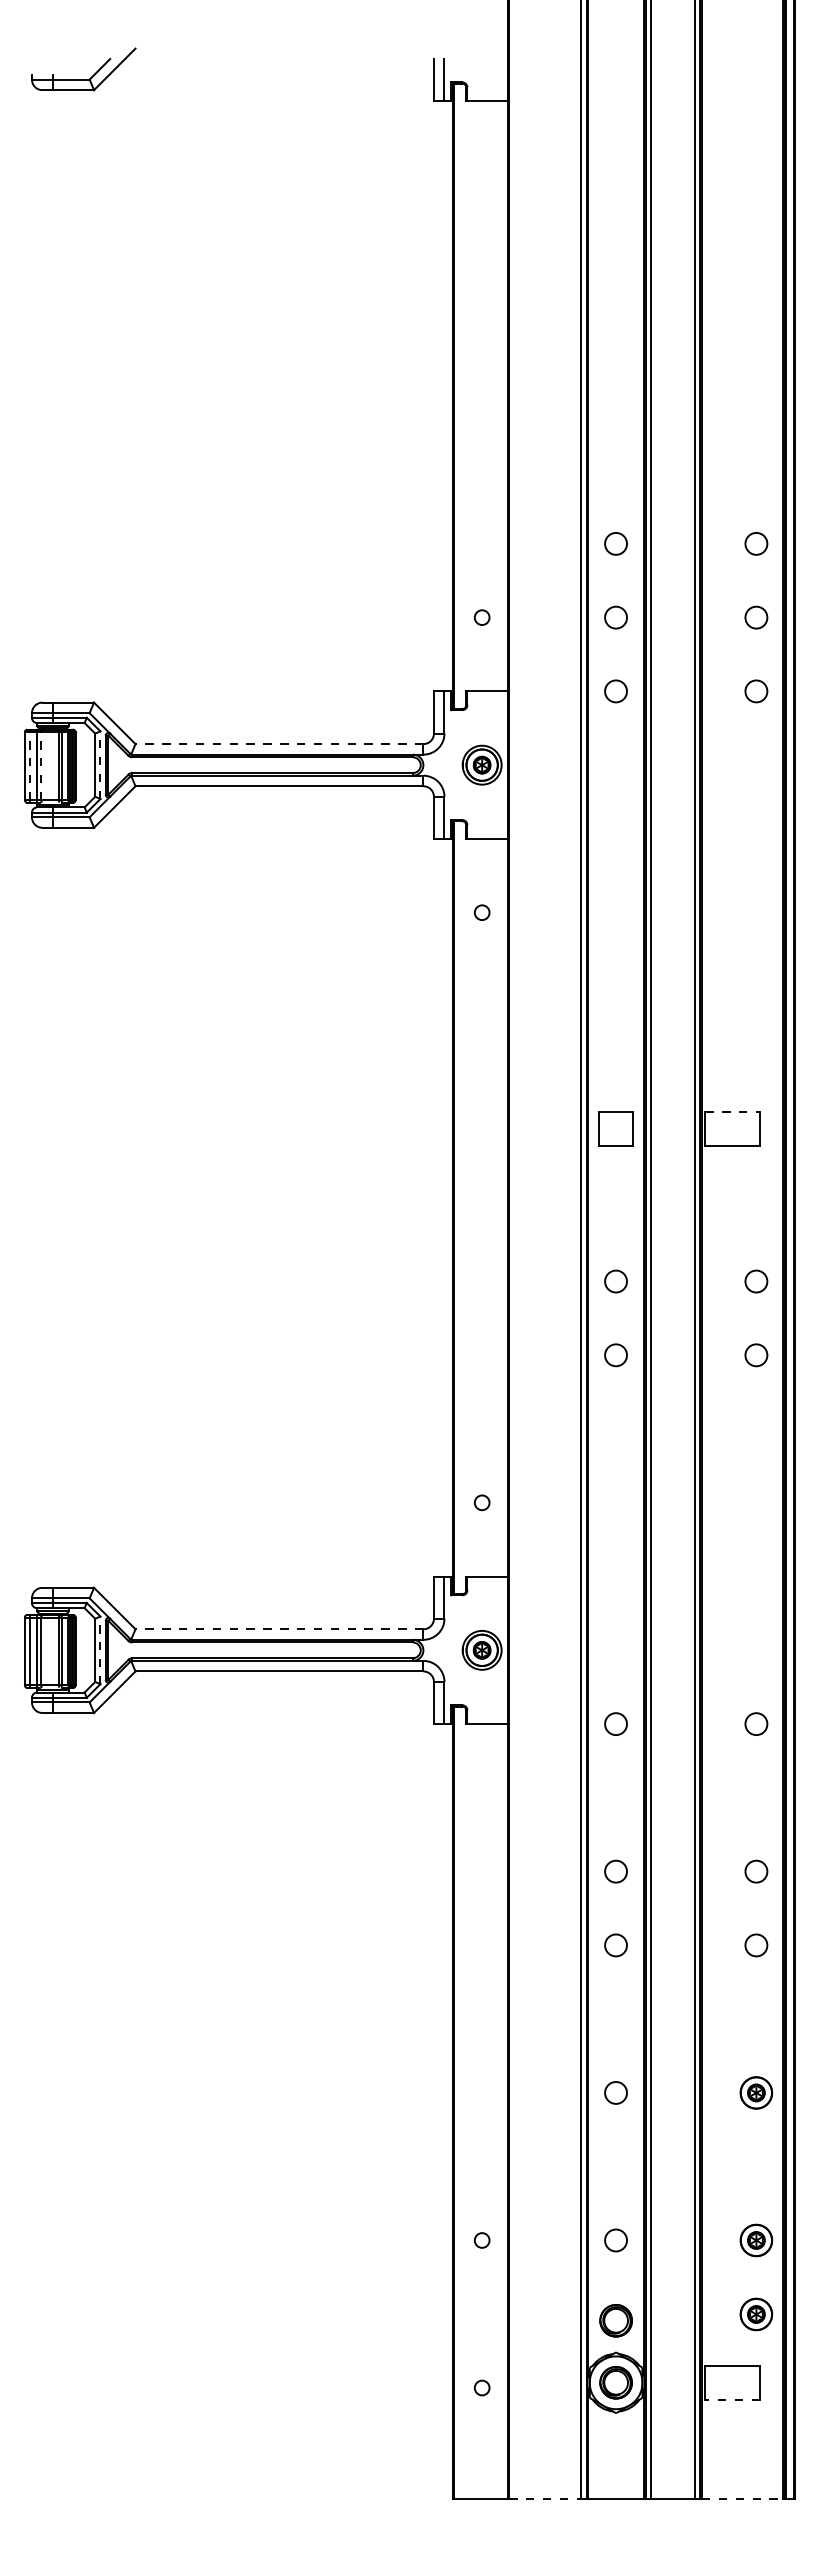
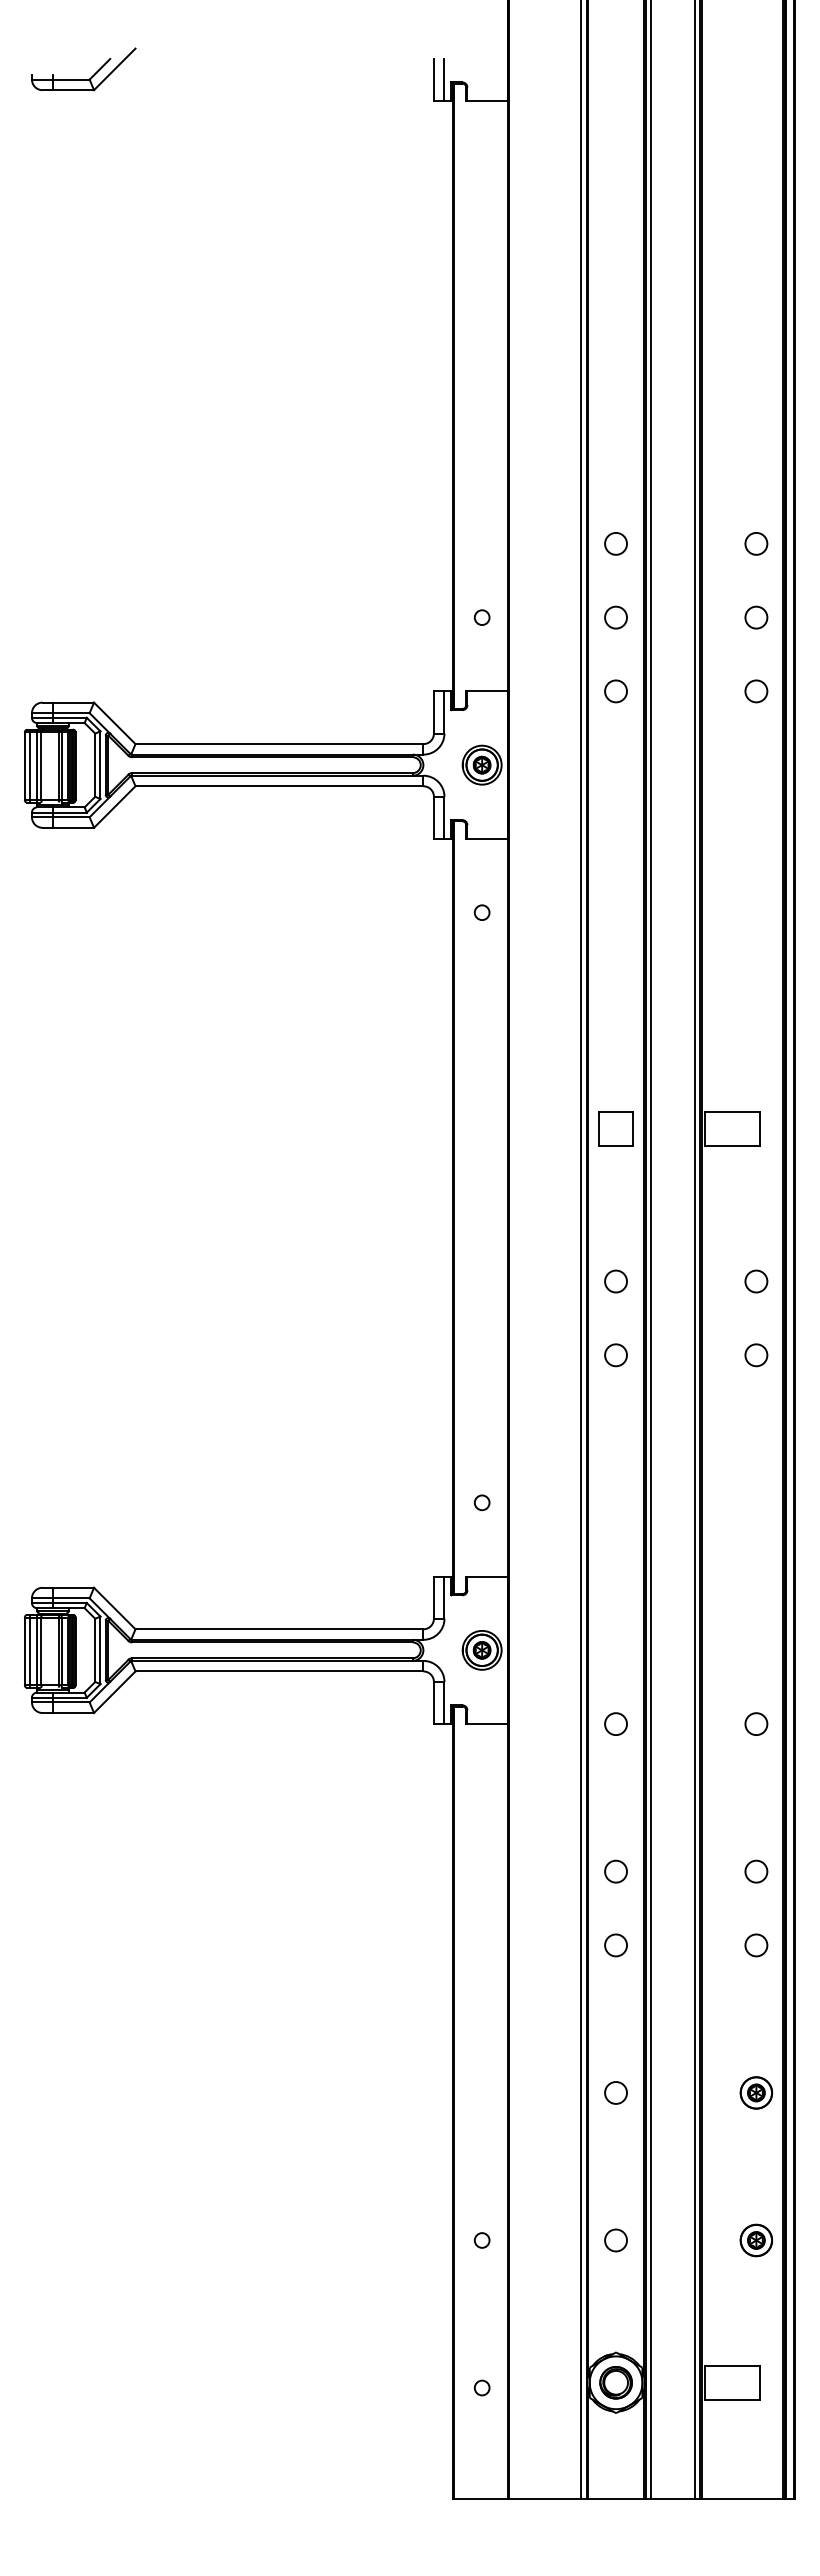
line: dashed -> solid (279, 744)
line: dashed -> solid (100, 765)
line: dashed -> solid (30, 766)
line: dashed -> solid (41, 766)
line: dashed -> solid (733, 1111)
line: dashed -> solid (279, 1629)
line: dashed -> solid (100, 1650)
part: present -> none (756, 2314)
part: present -> none (615, 2320)
line: dashed -> solid (732, 2399)
line: dashed -> solid (545, 2498)
line: dashed -> solid (743, 2498)
